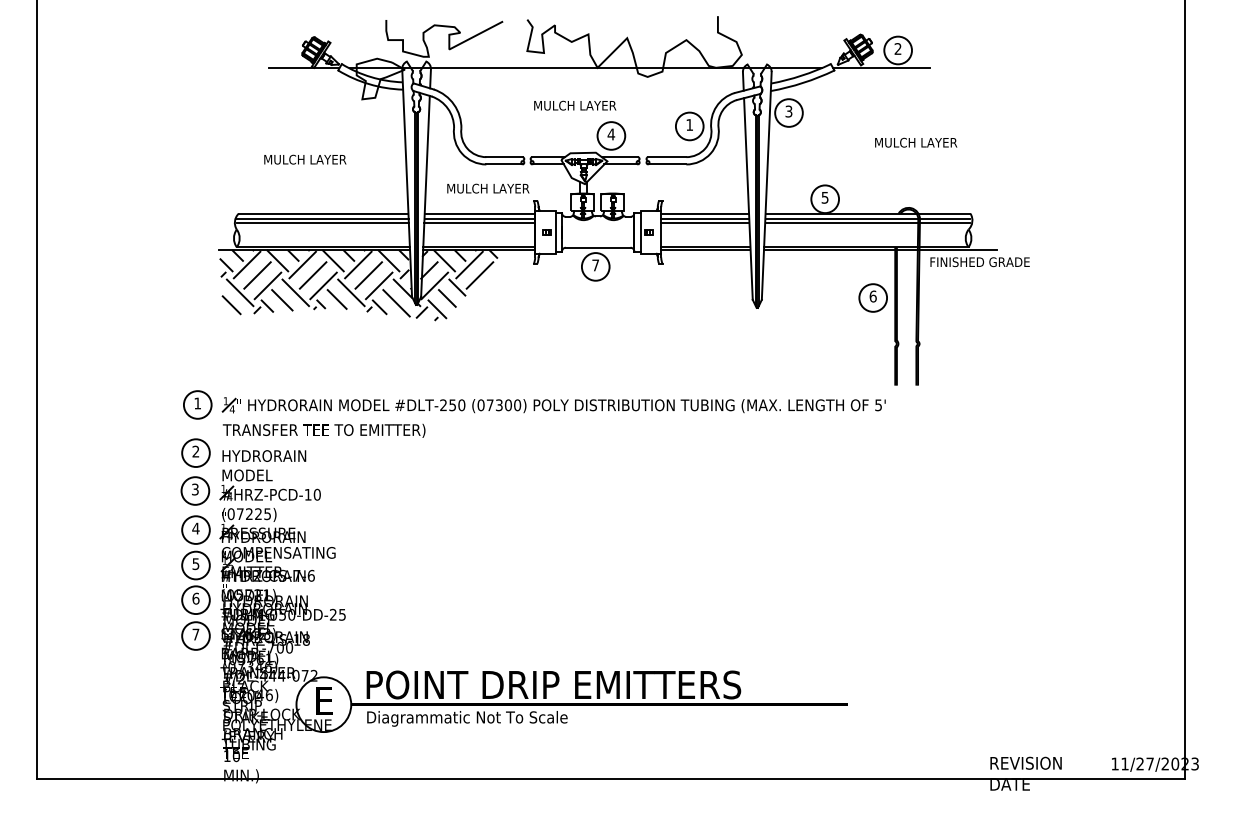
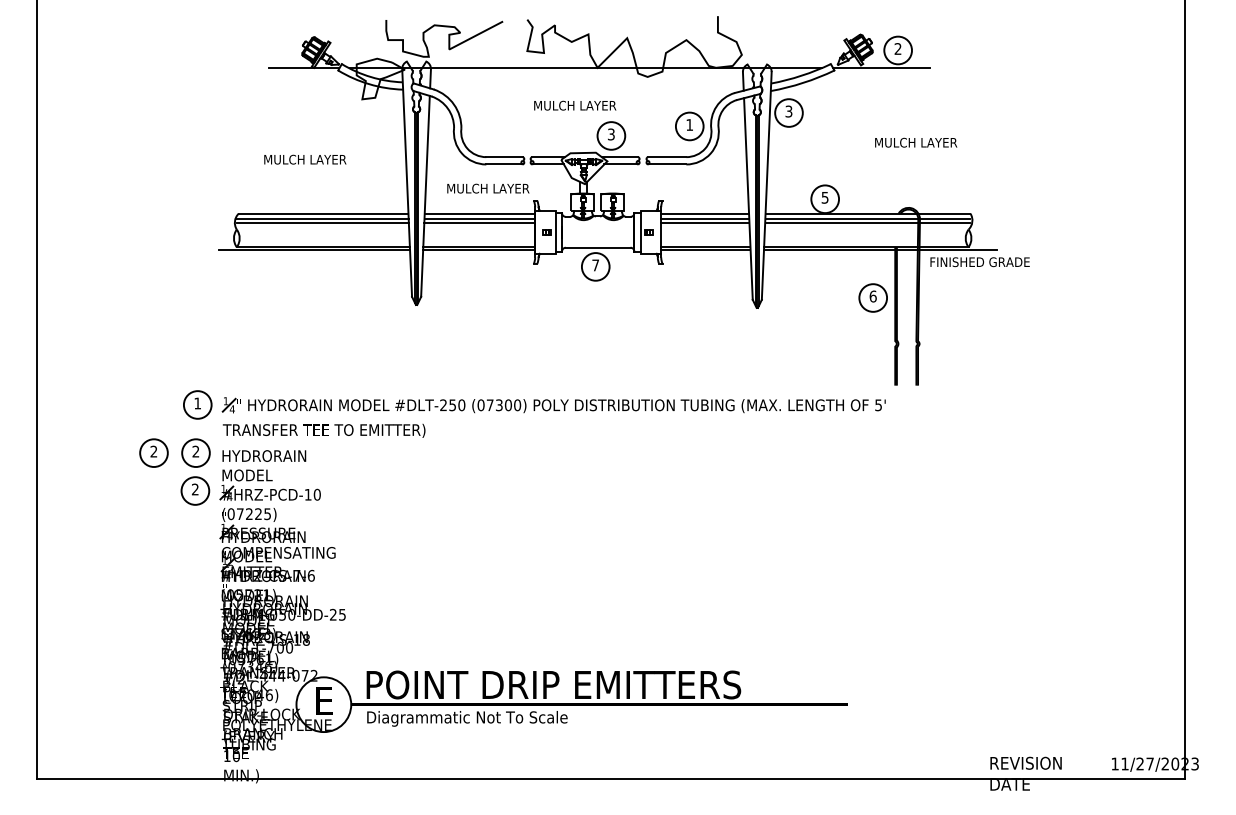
text: 4 -> 3 (611, 134)
hatch: present -> none (358, 284)
part: none -> present (153, 452)
text: 3 -> 2 (195, 489)
part: present -> none (195, 582)
